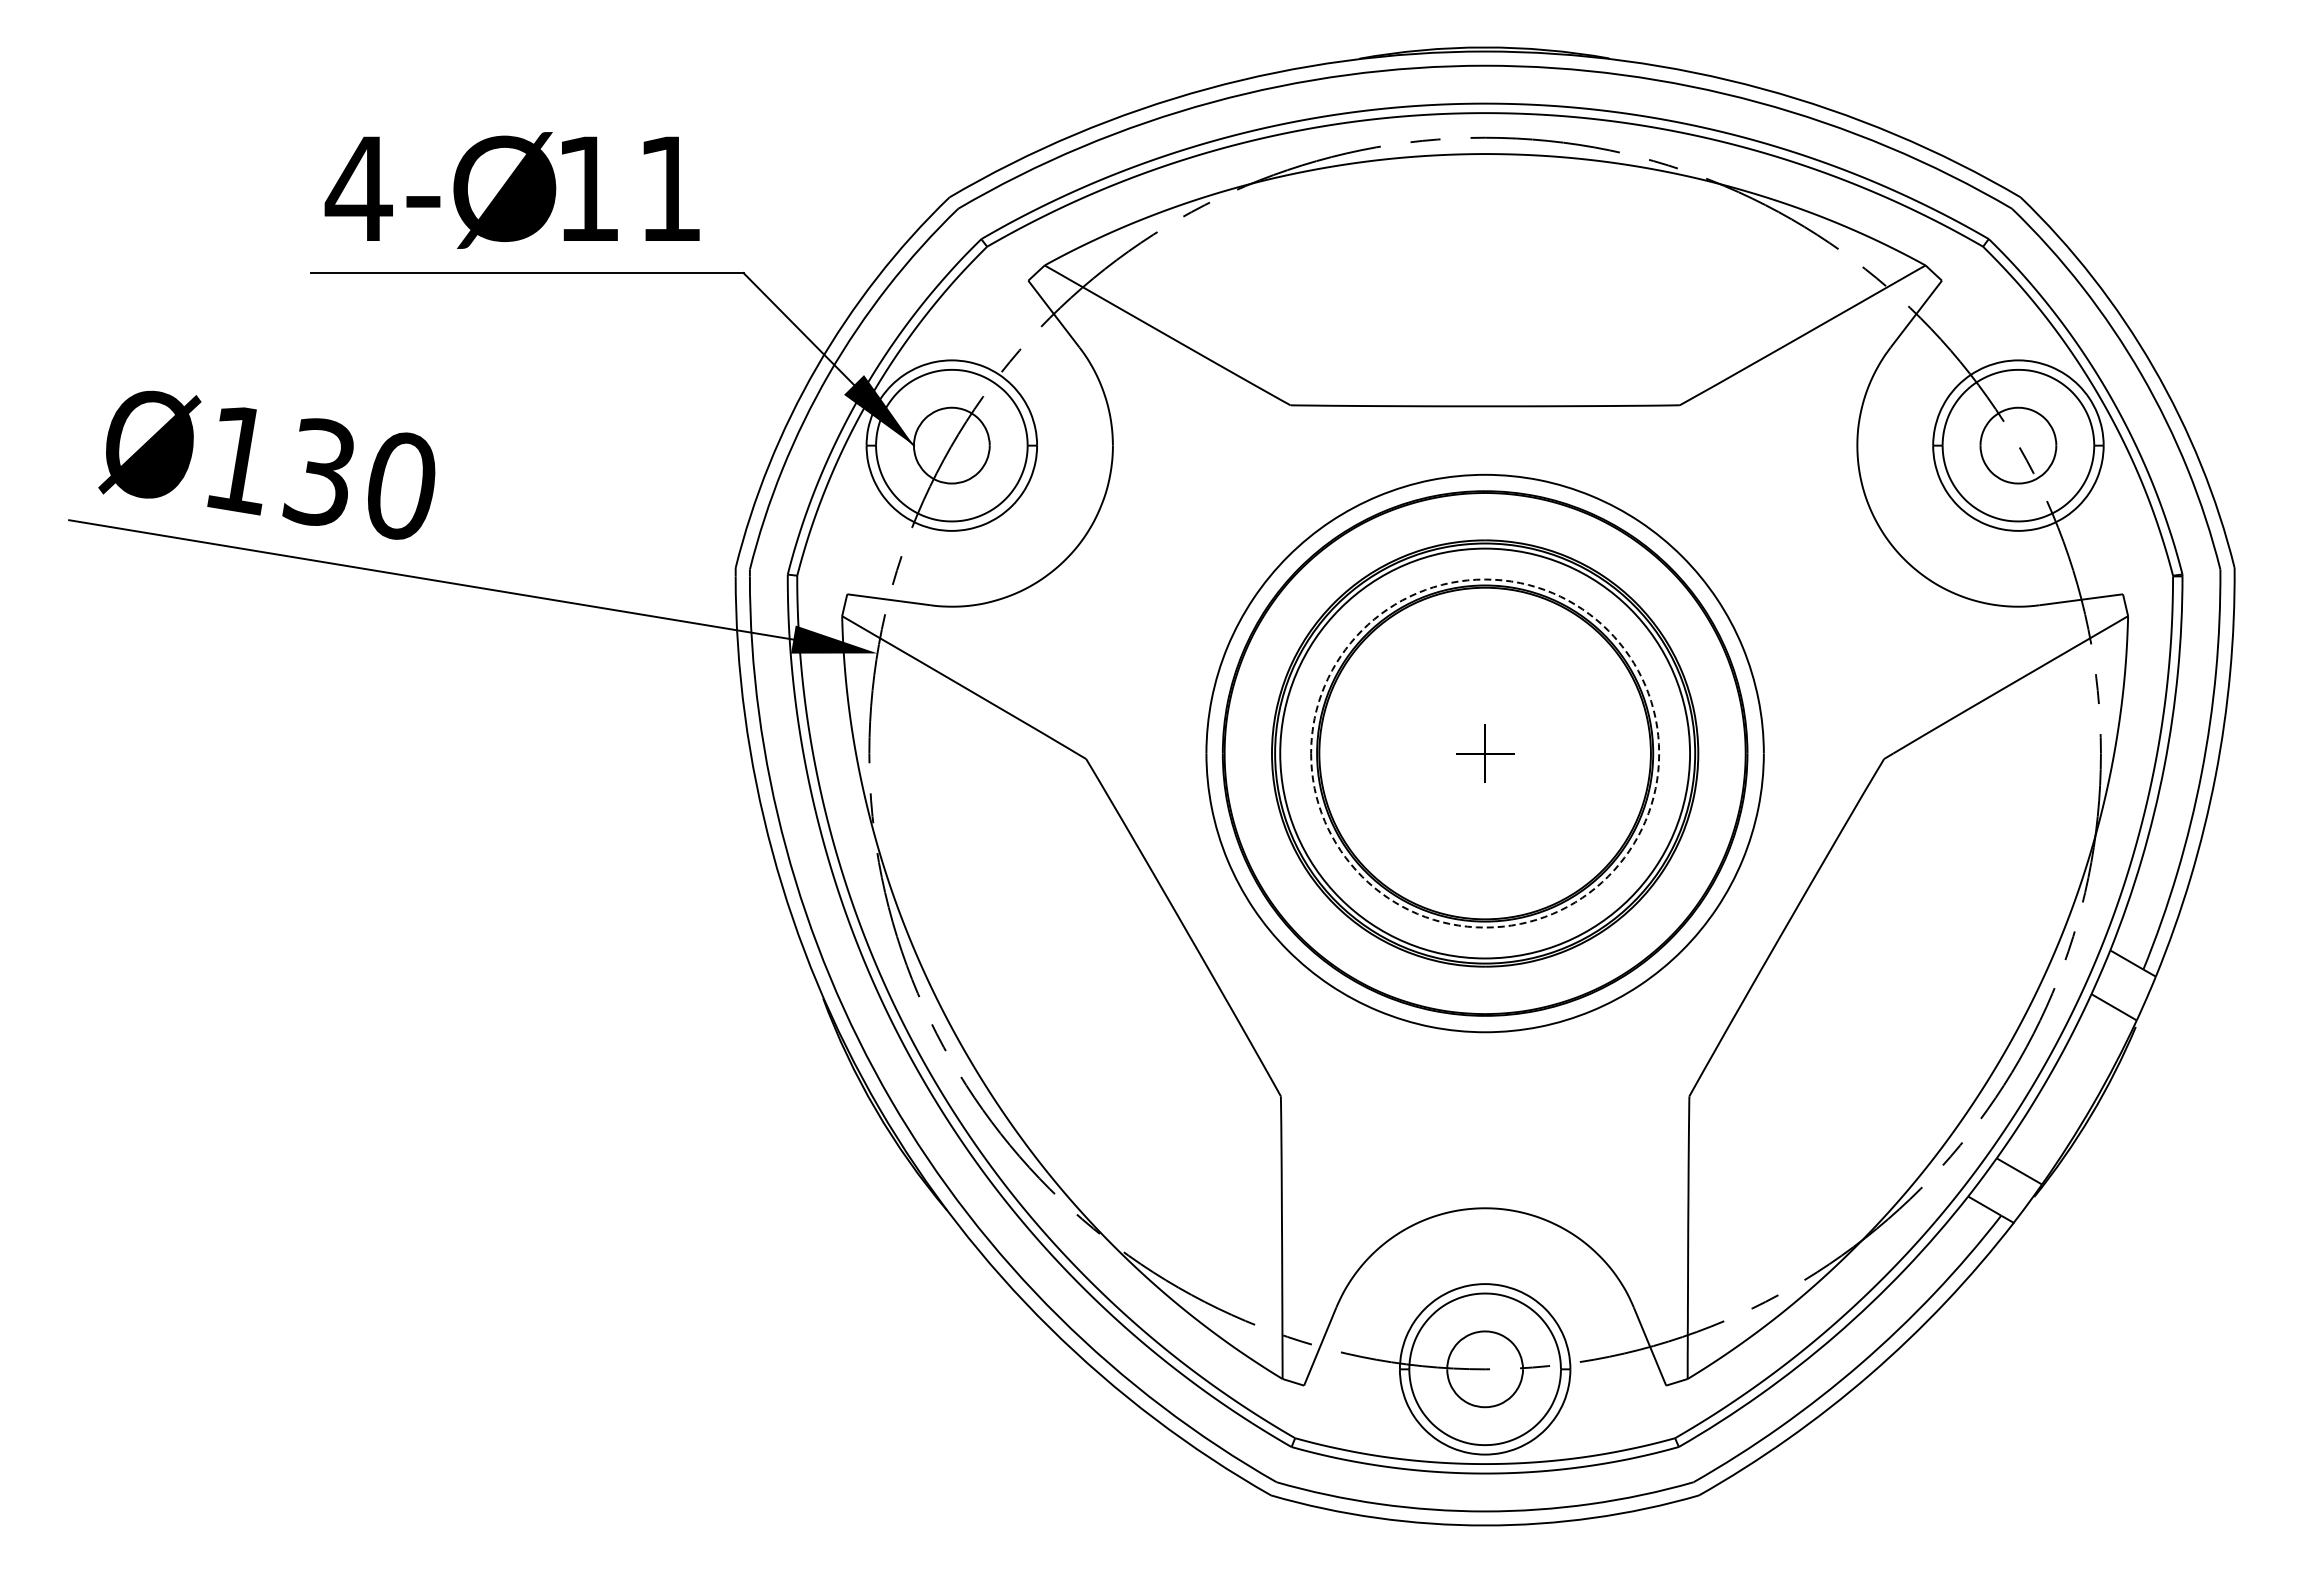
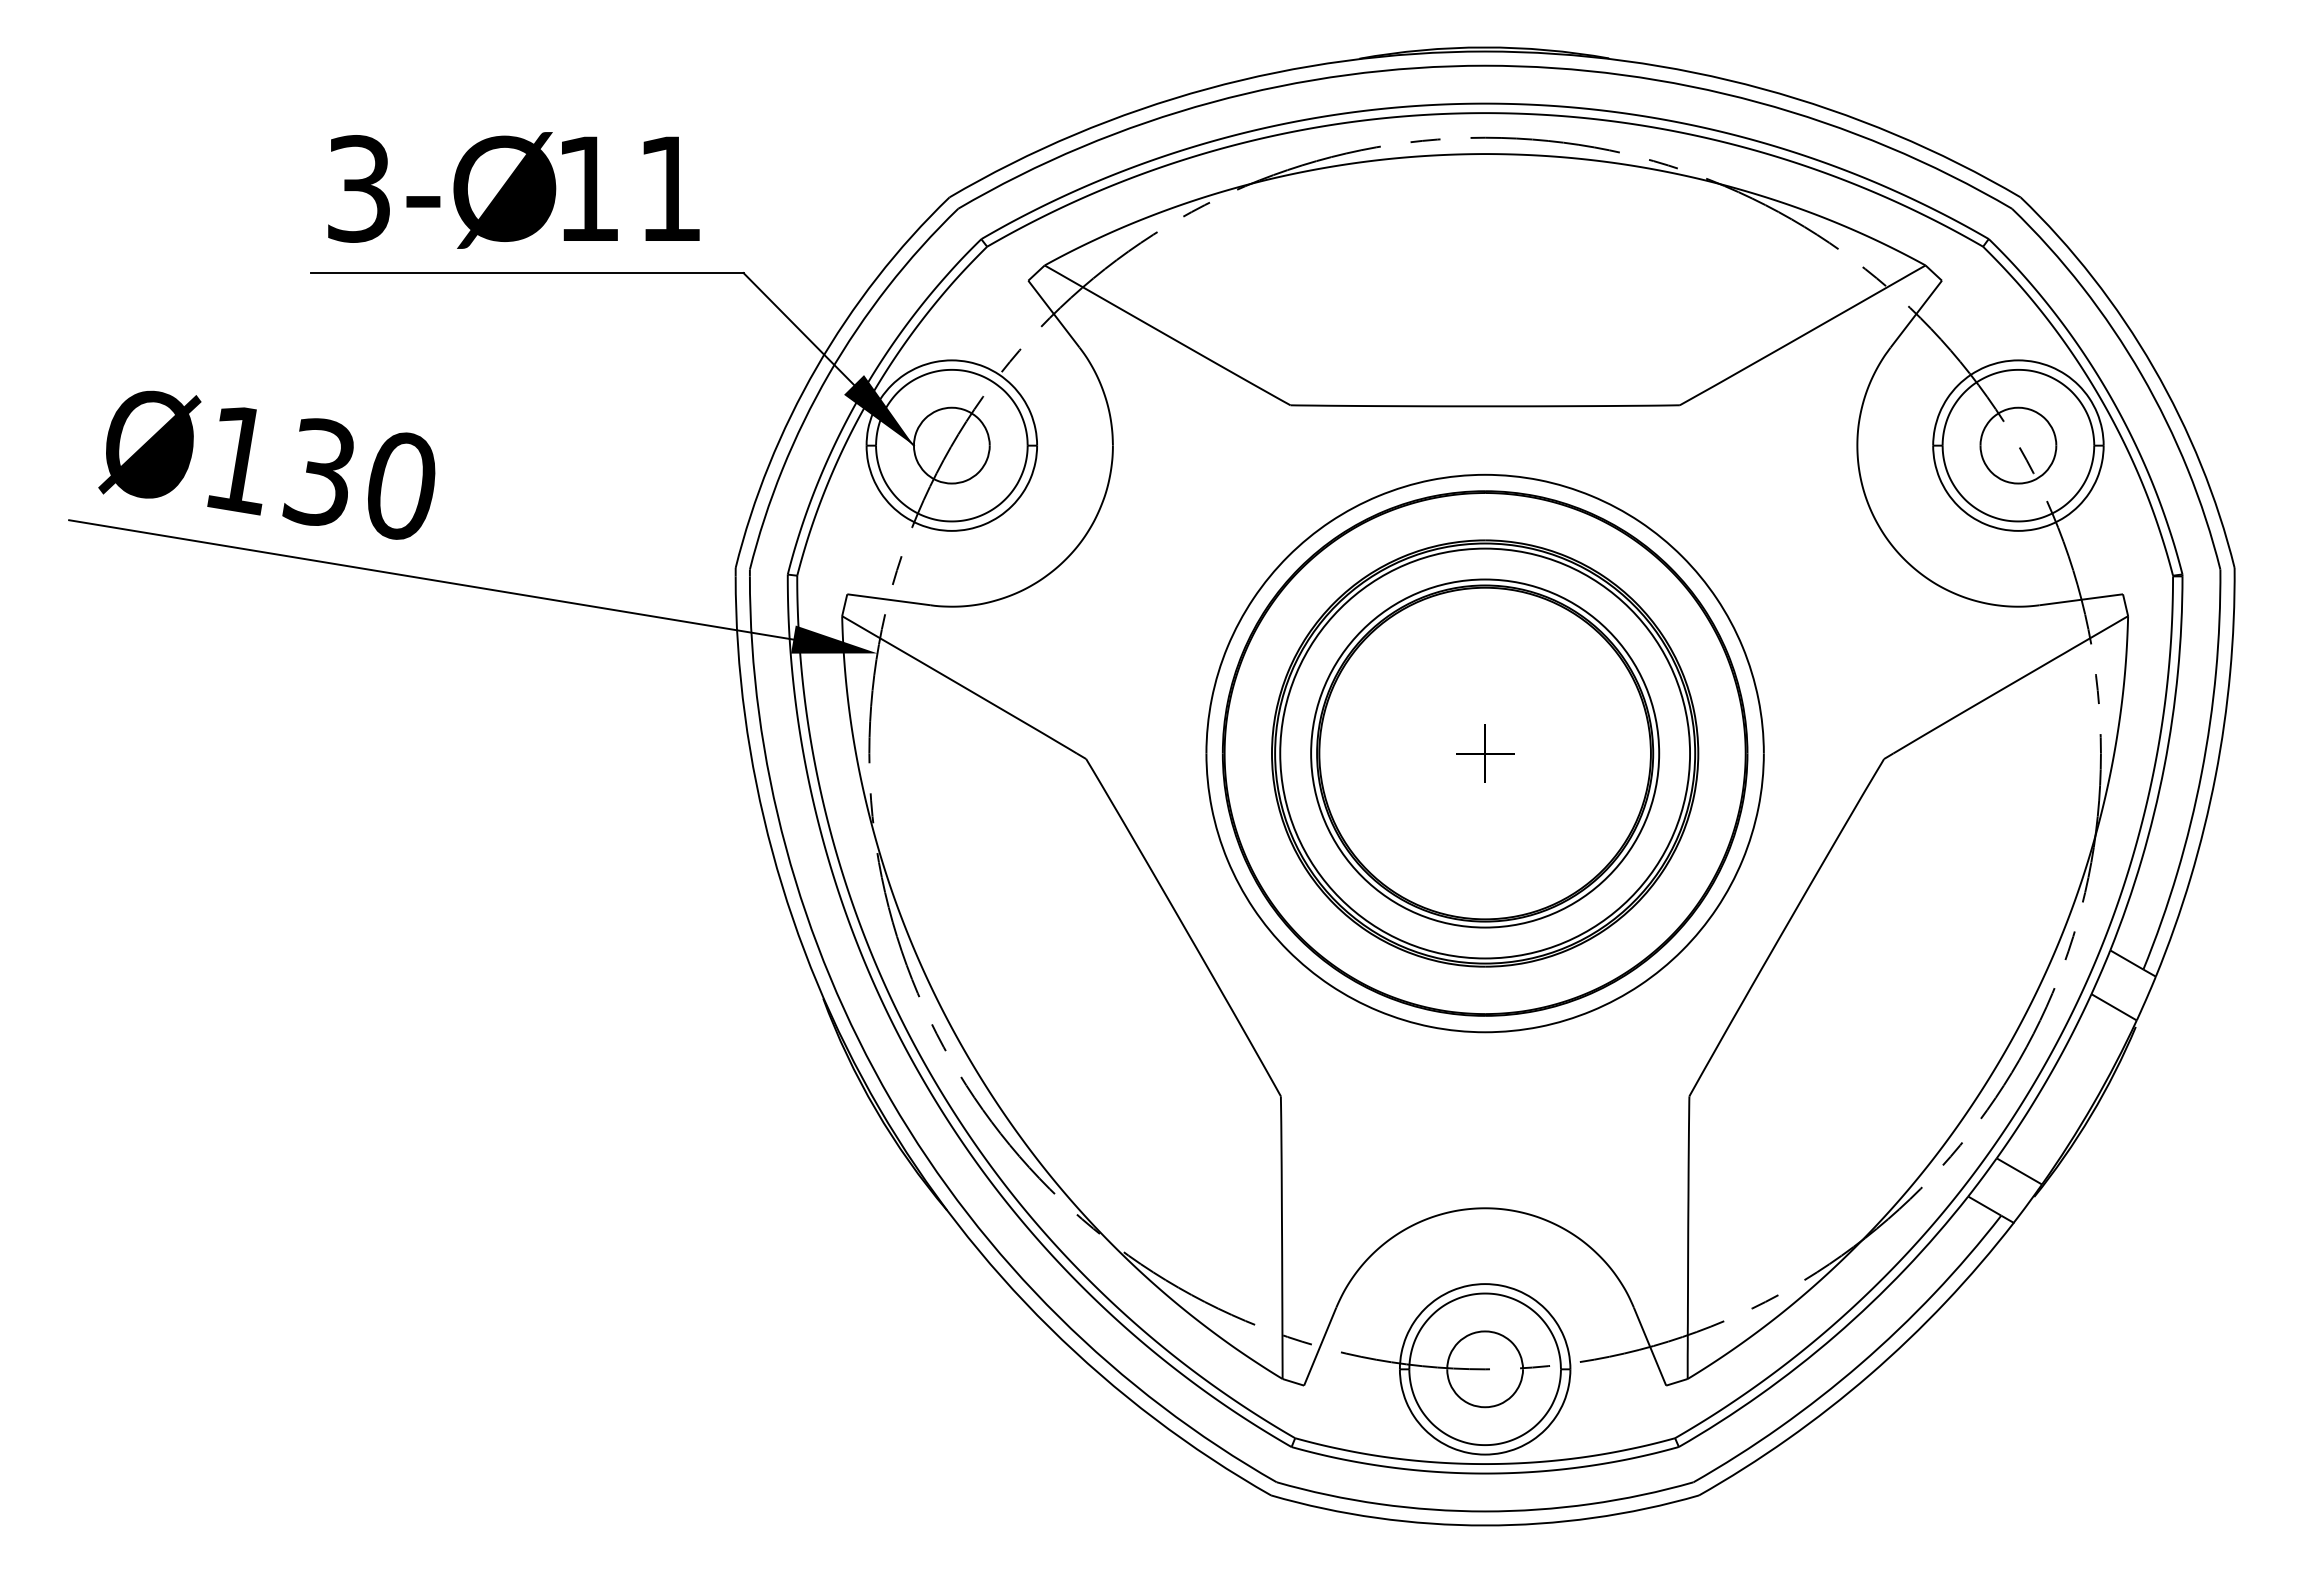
text: 4- -> 3- (358, 188)
circle: dashed -> solid (1485, 753)
